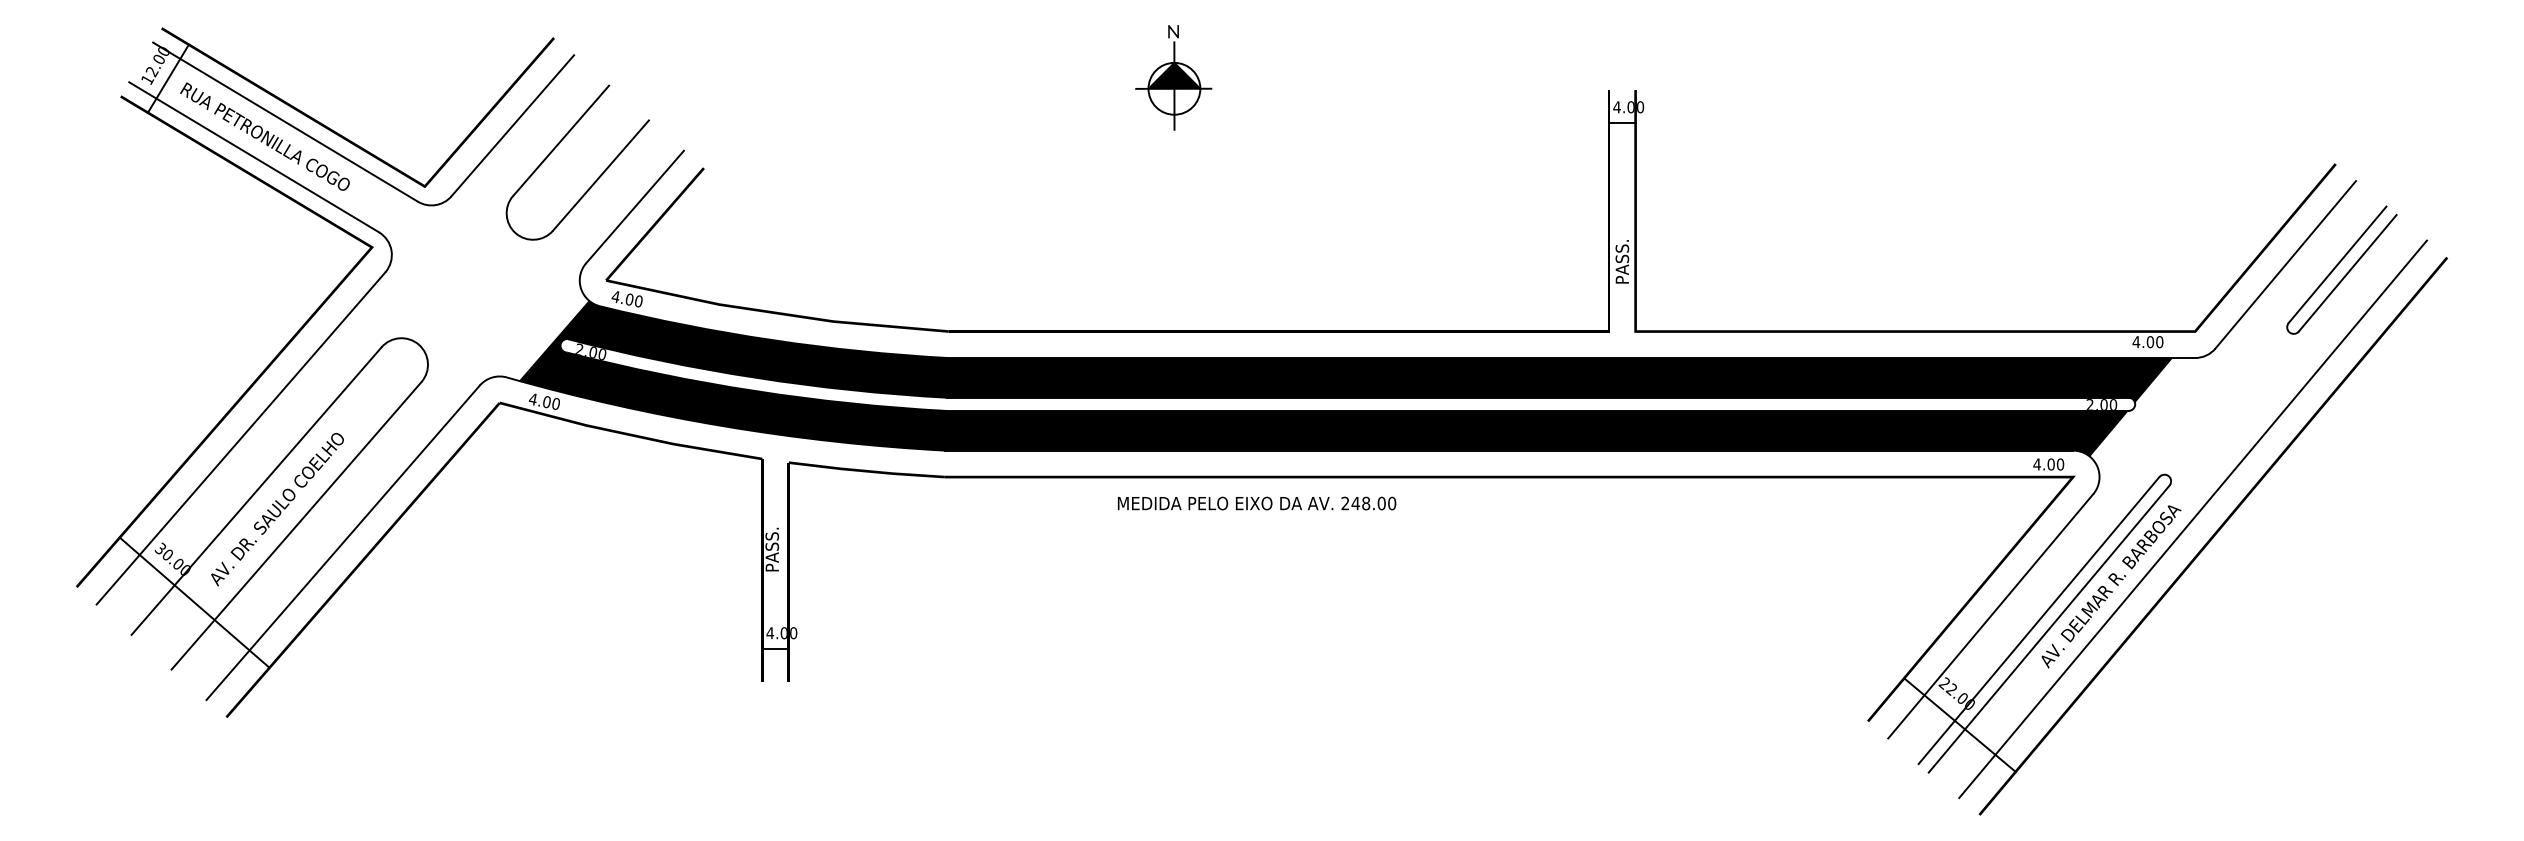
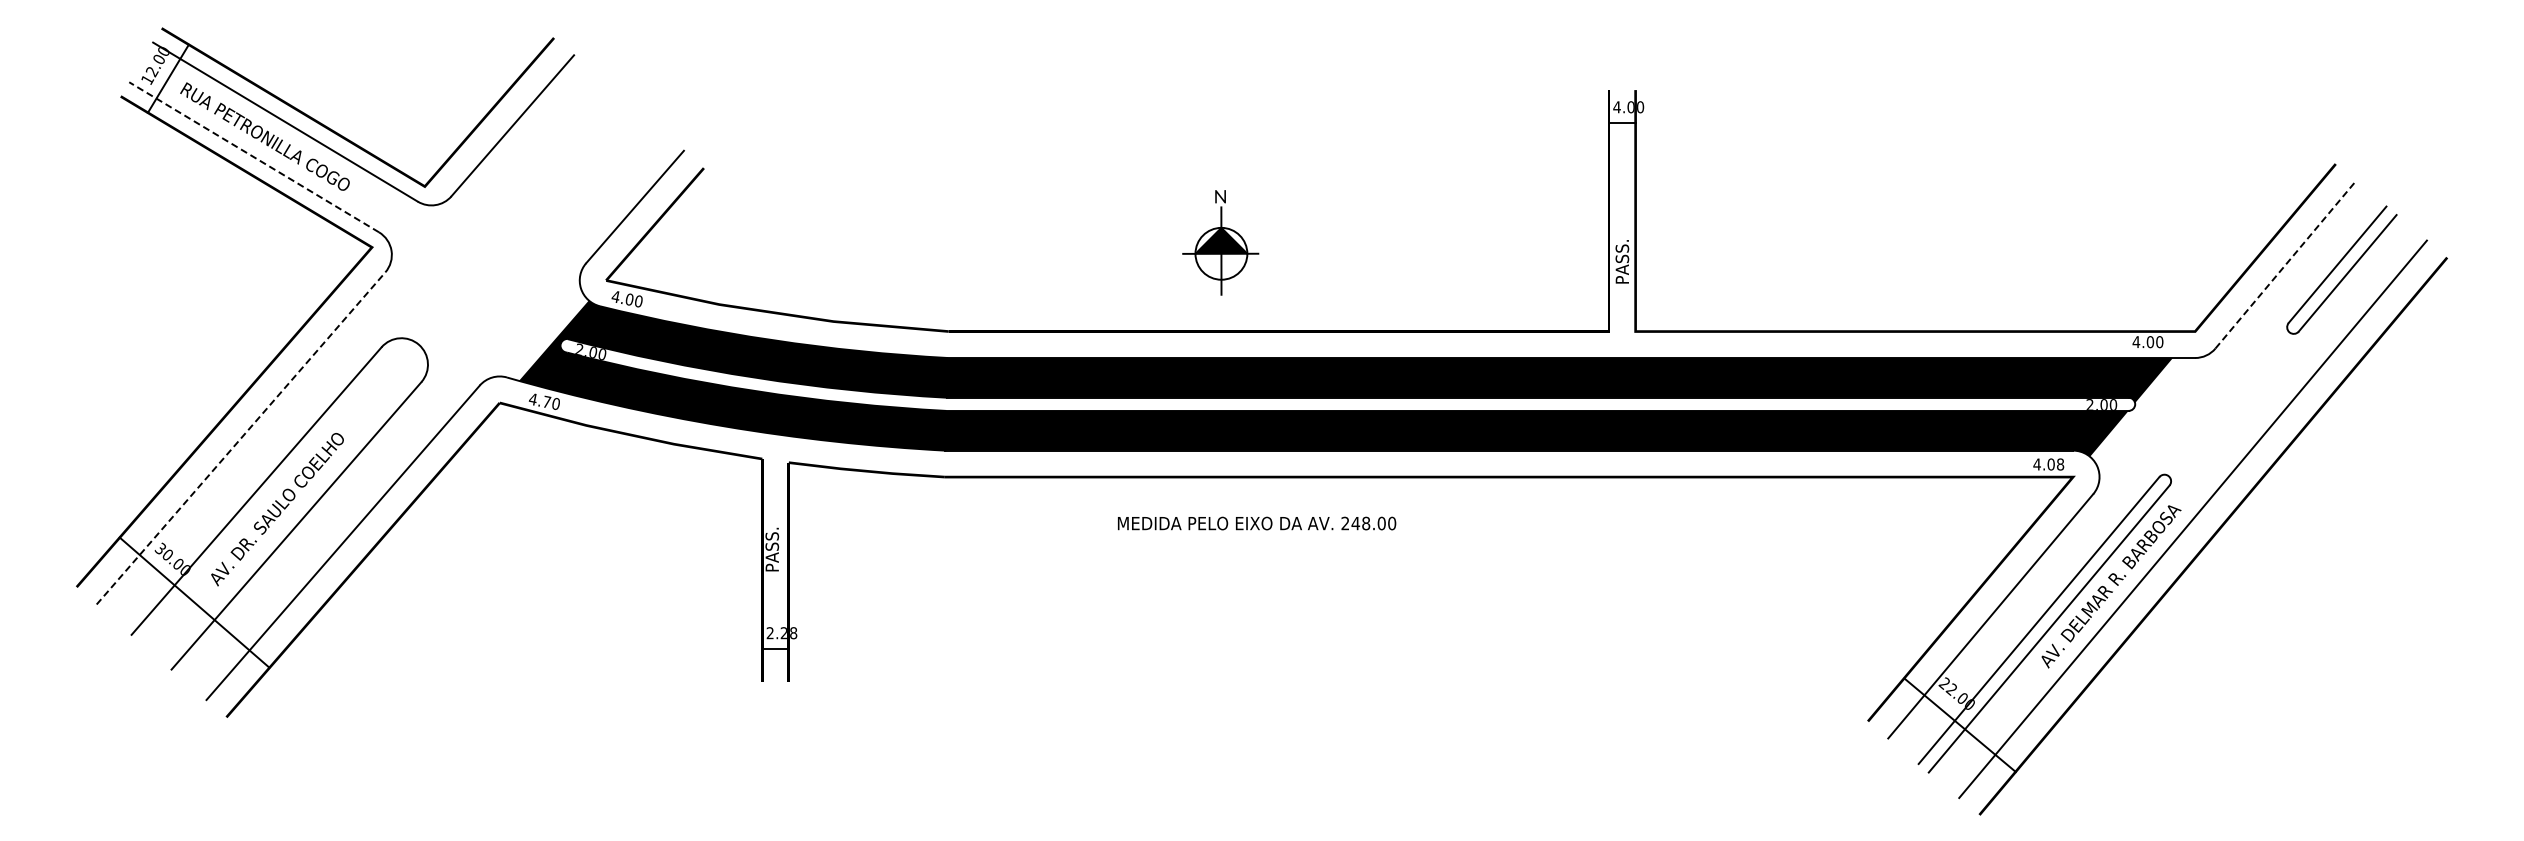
part position: (1173, 77) -> (1220, 242) (1220, 242)
line: solid -> dashed (254, 157)
part: present -> none (598, 176)
line: solid -> dashed (2286, 264)
text: 4.00 -> 4.70 (547, 401)
line: solid -> dashed (241, 438)
text: 4.00 -> 4.08 (2060, 464)
text position: (1257, 503) -> (1257, 523) (1257, 523)
text: 4.00 -> 2.28 (781, 633)
